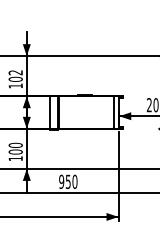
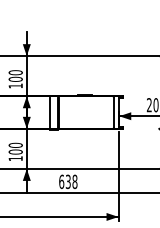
text: 102 -> 100 (15, 72)
text: 950 -> 638 (68, 181)
